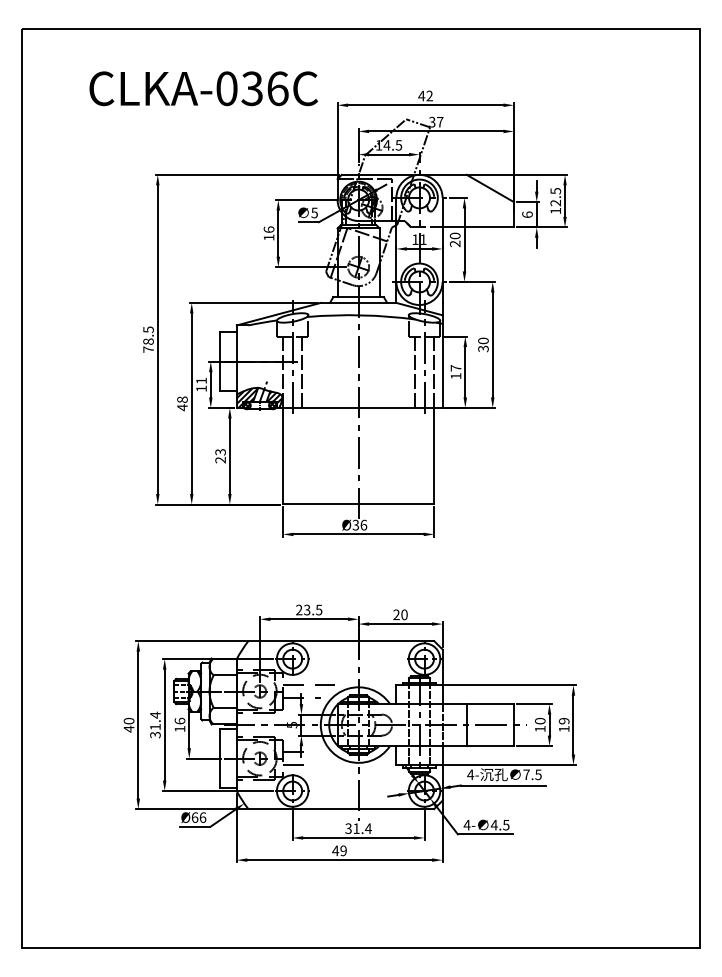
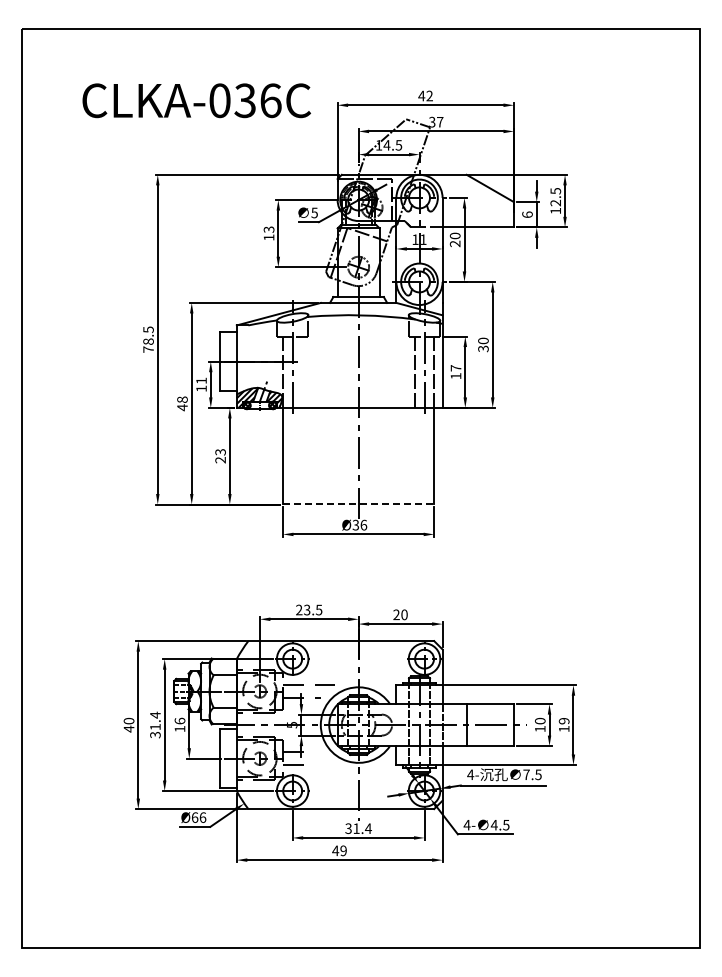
text position: (203, 88) -> (196, 100) (196, 100)
text: 16 -> 13 (268, 229)
line: present -> none (302, 371)
line: solid -> dashed (358, 504)
